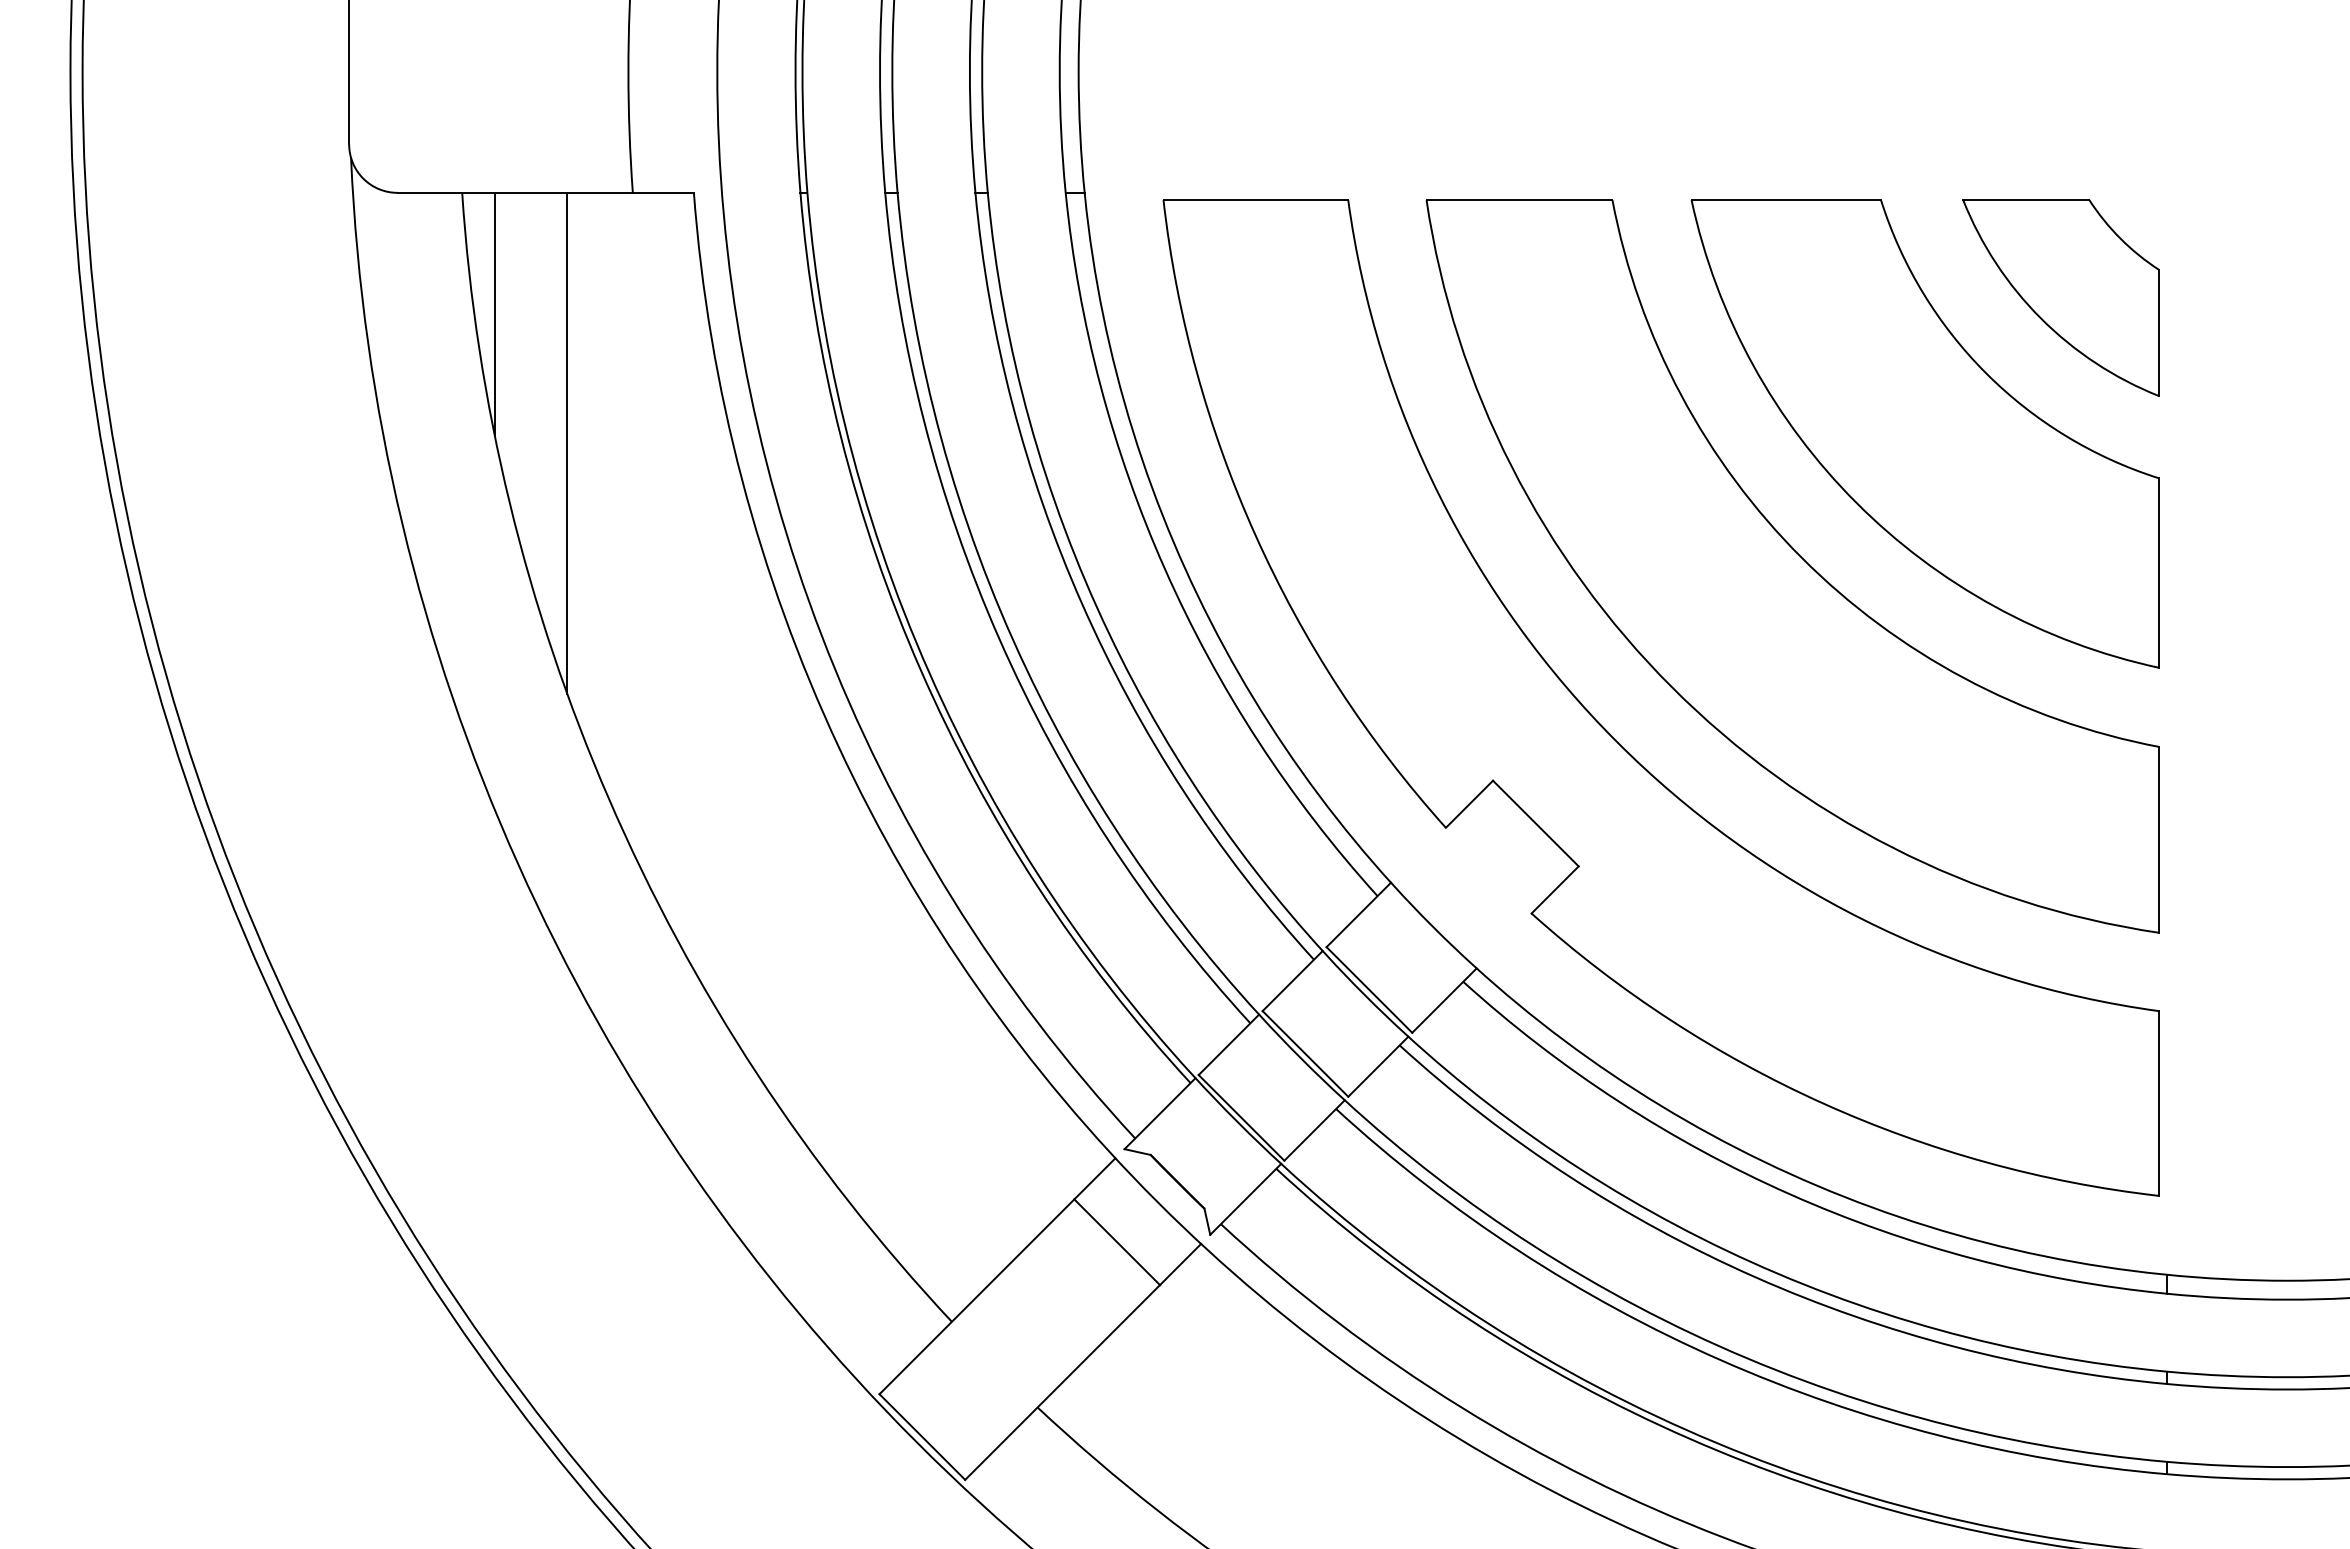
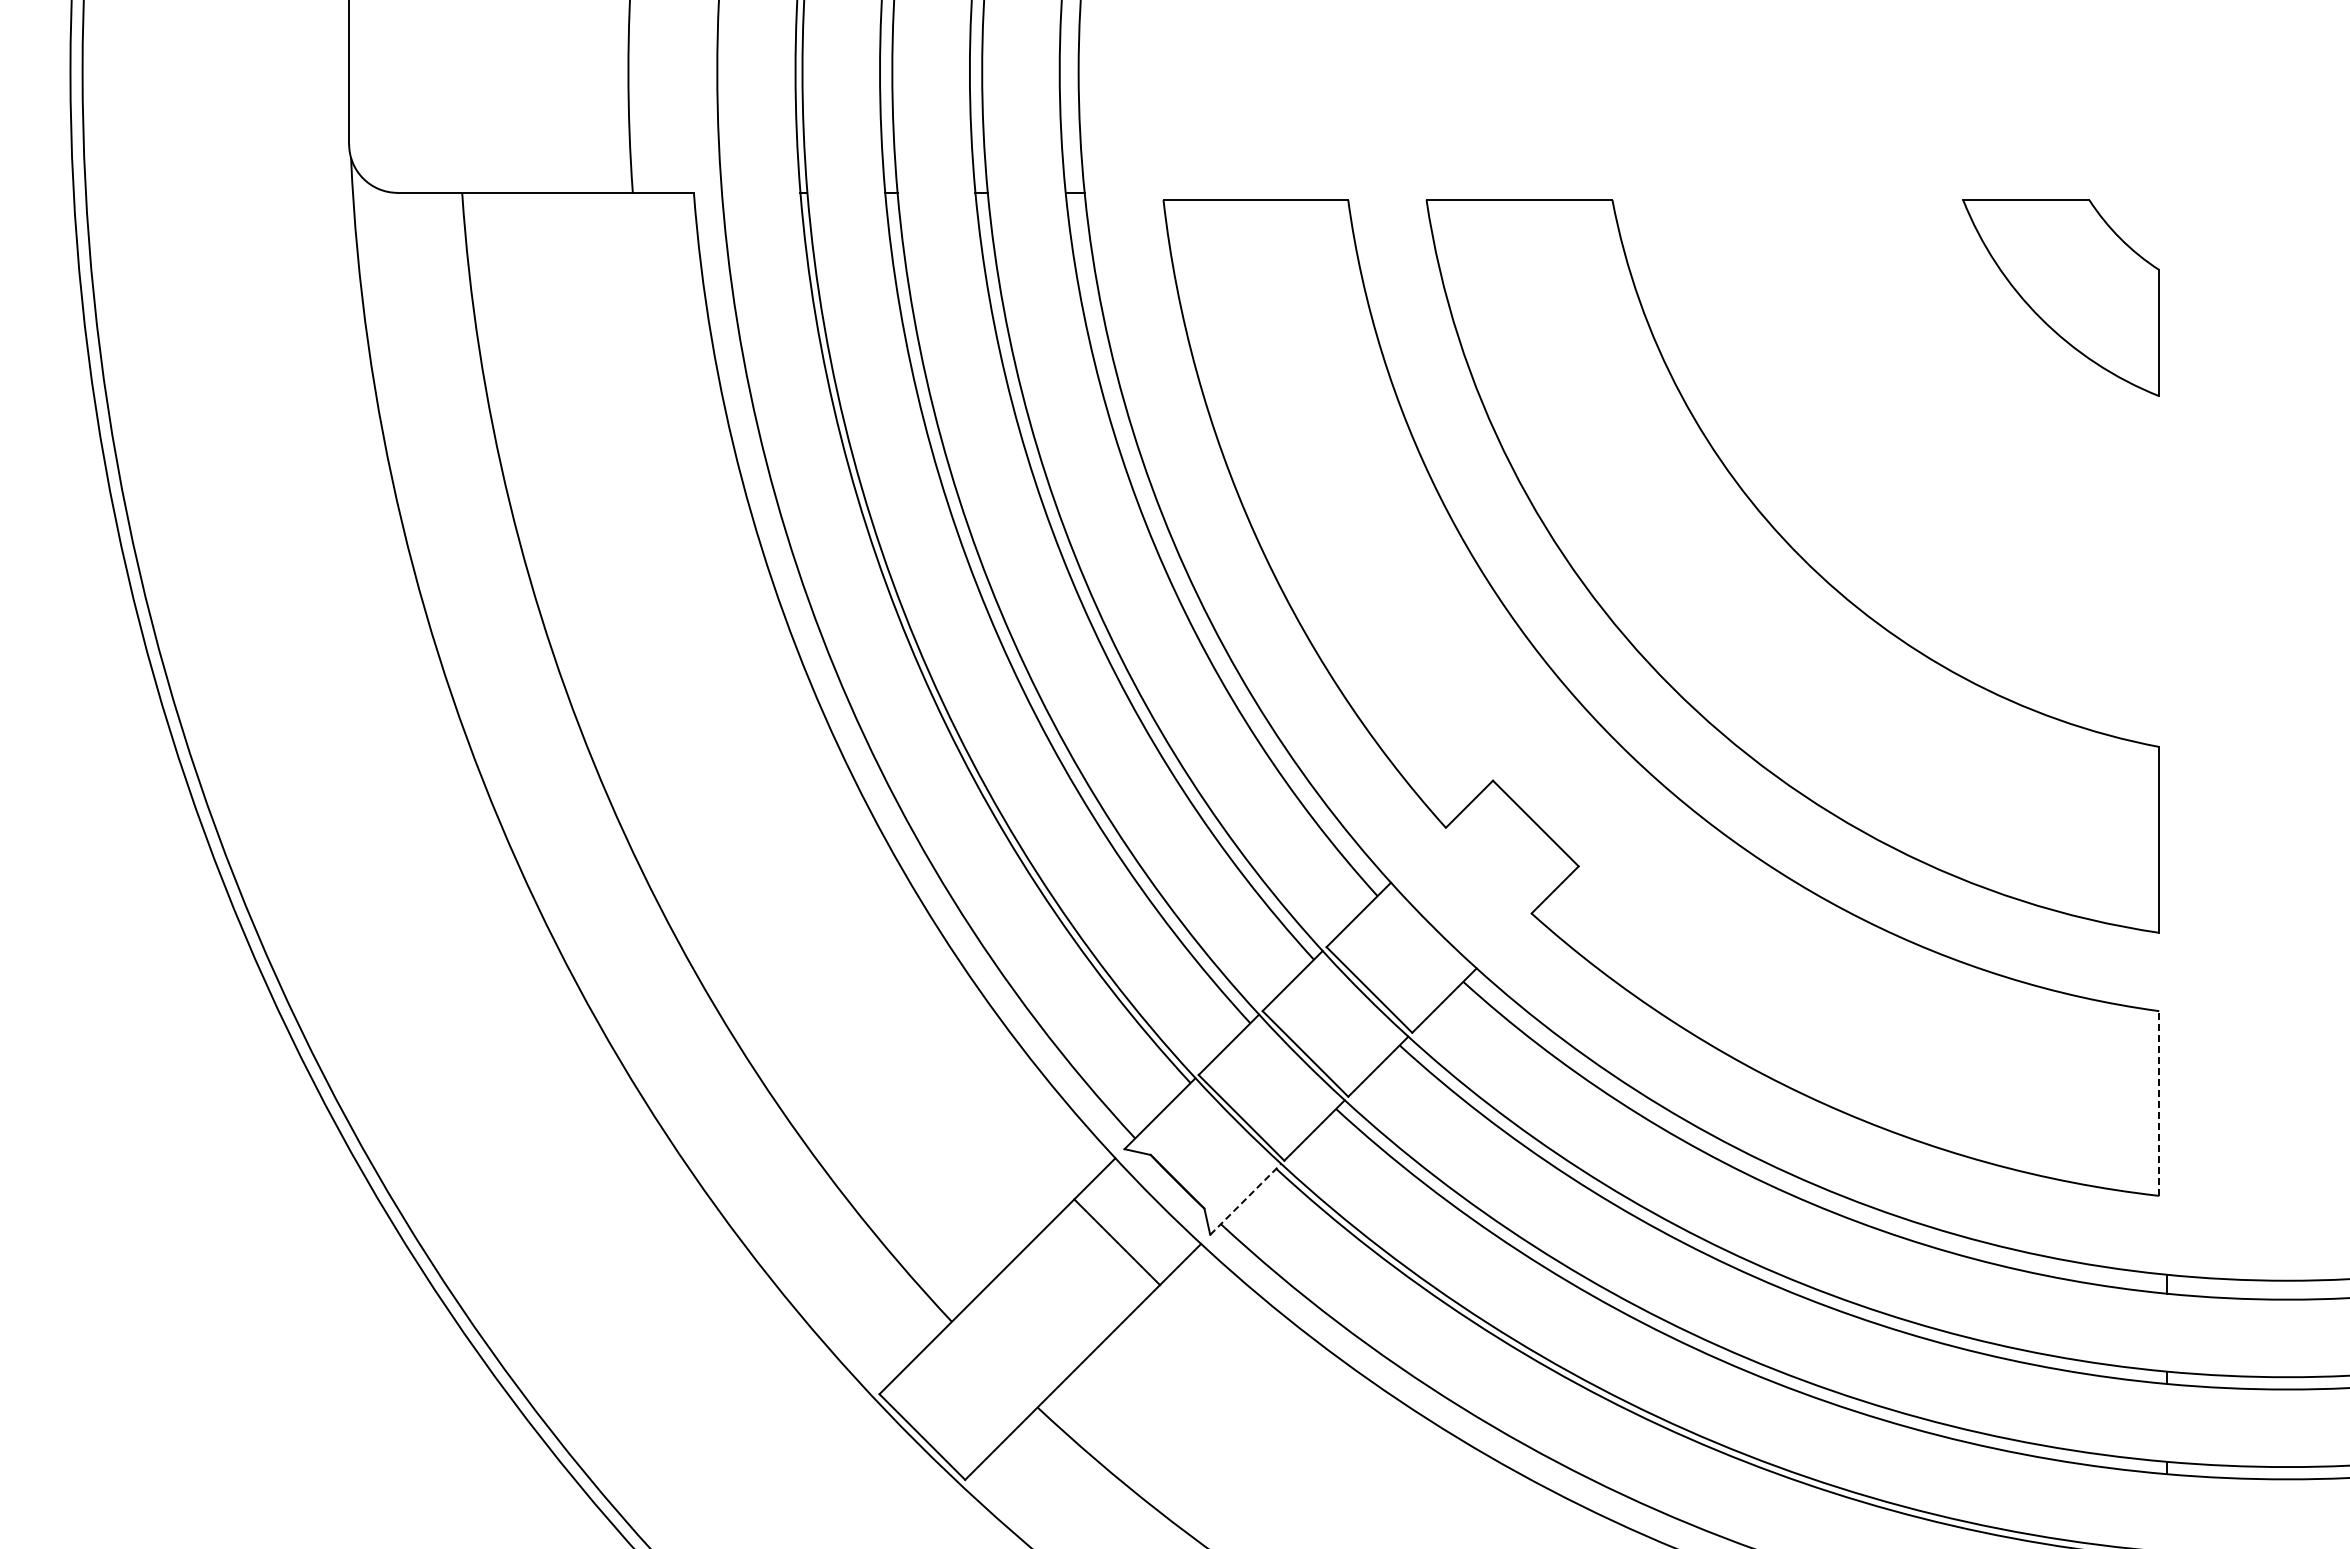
line: present -> none (494, 313)
part: present -> none (1924, 433)
line: present -> none (567, 442)
line: solid -> dashed (2159, 1103)
line: solid -> dashed (1246, 1199)
